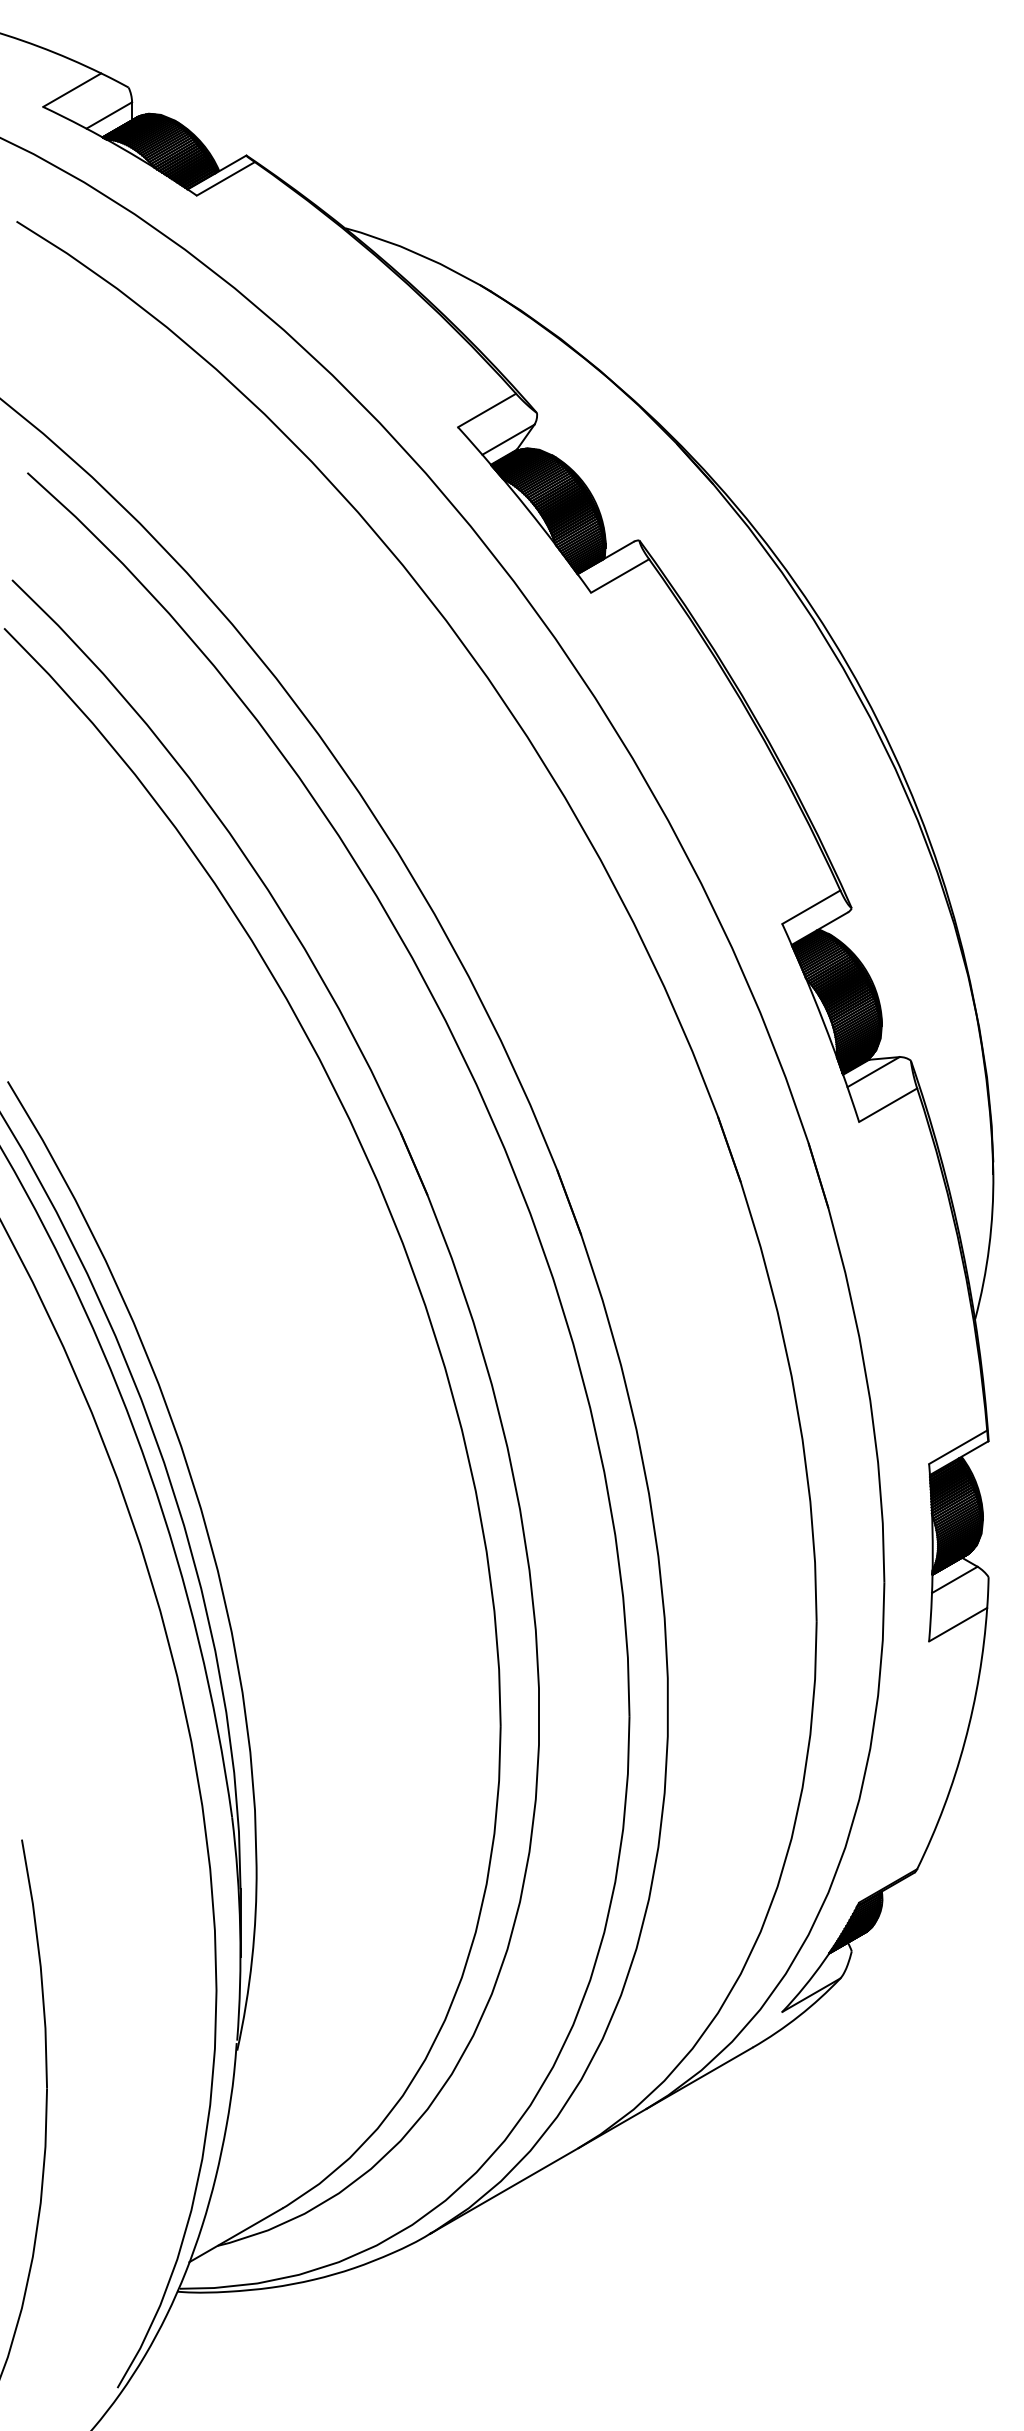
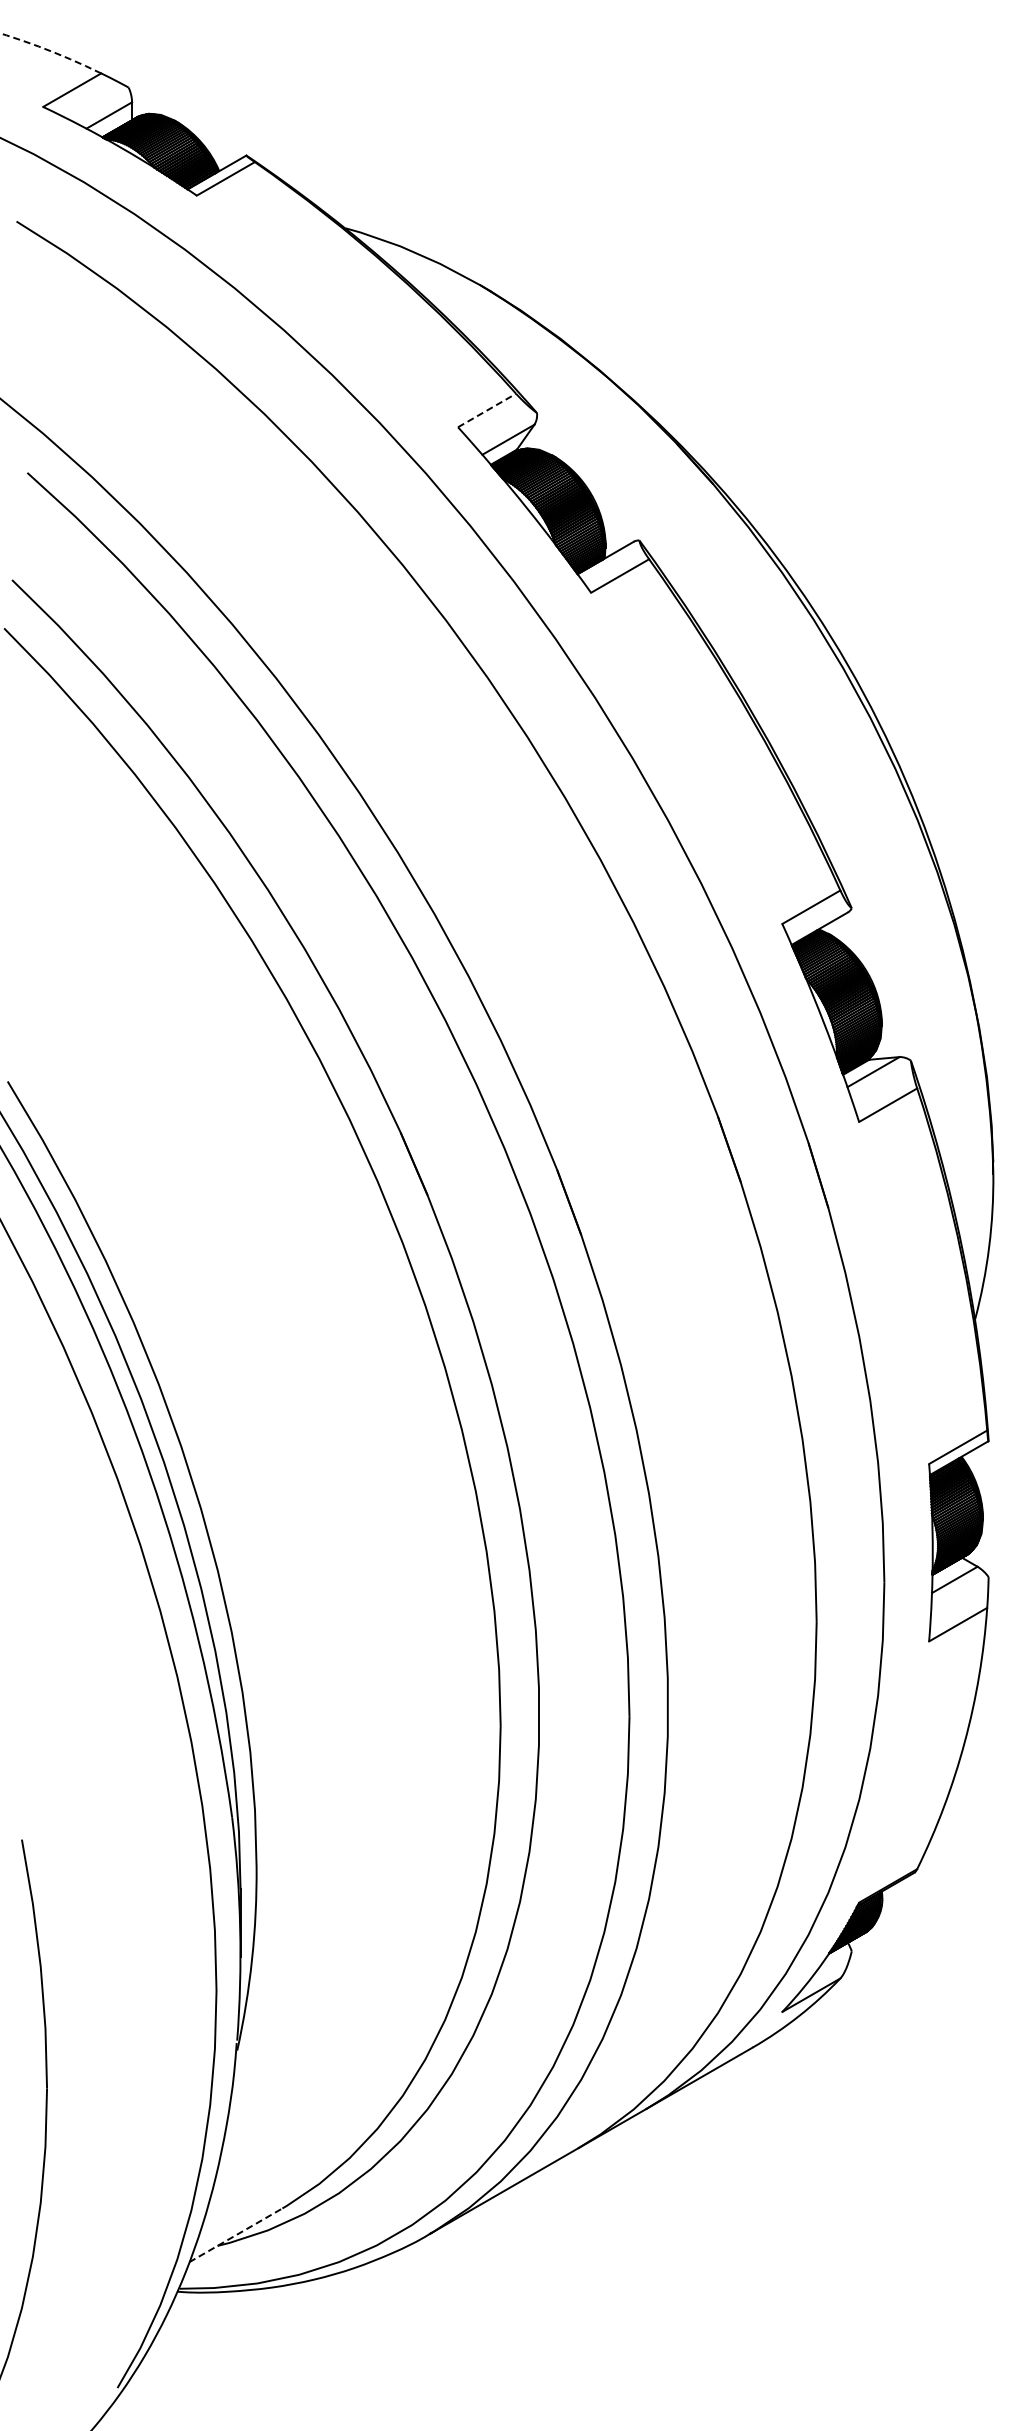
arc: solid -> dashed (52, 51)
line: solid -> dashed (487, 410)
line: solid -> dashed (235, 2235)
